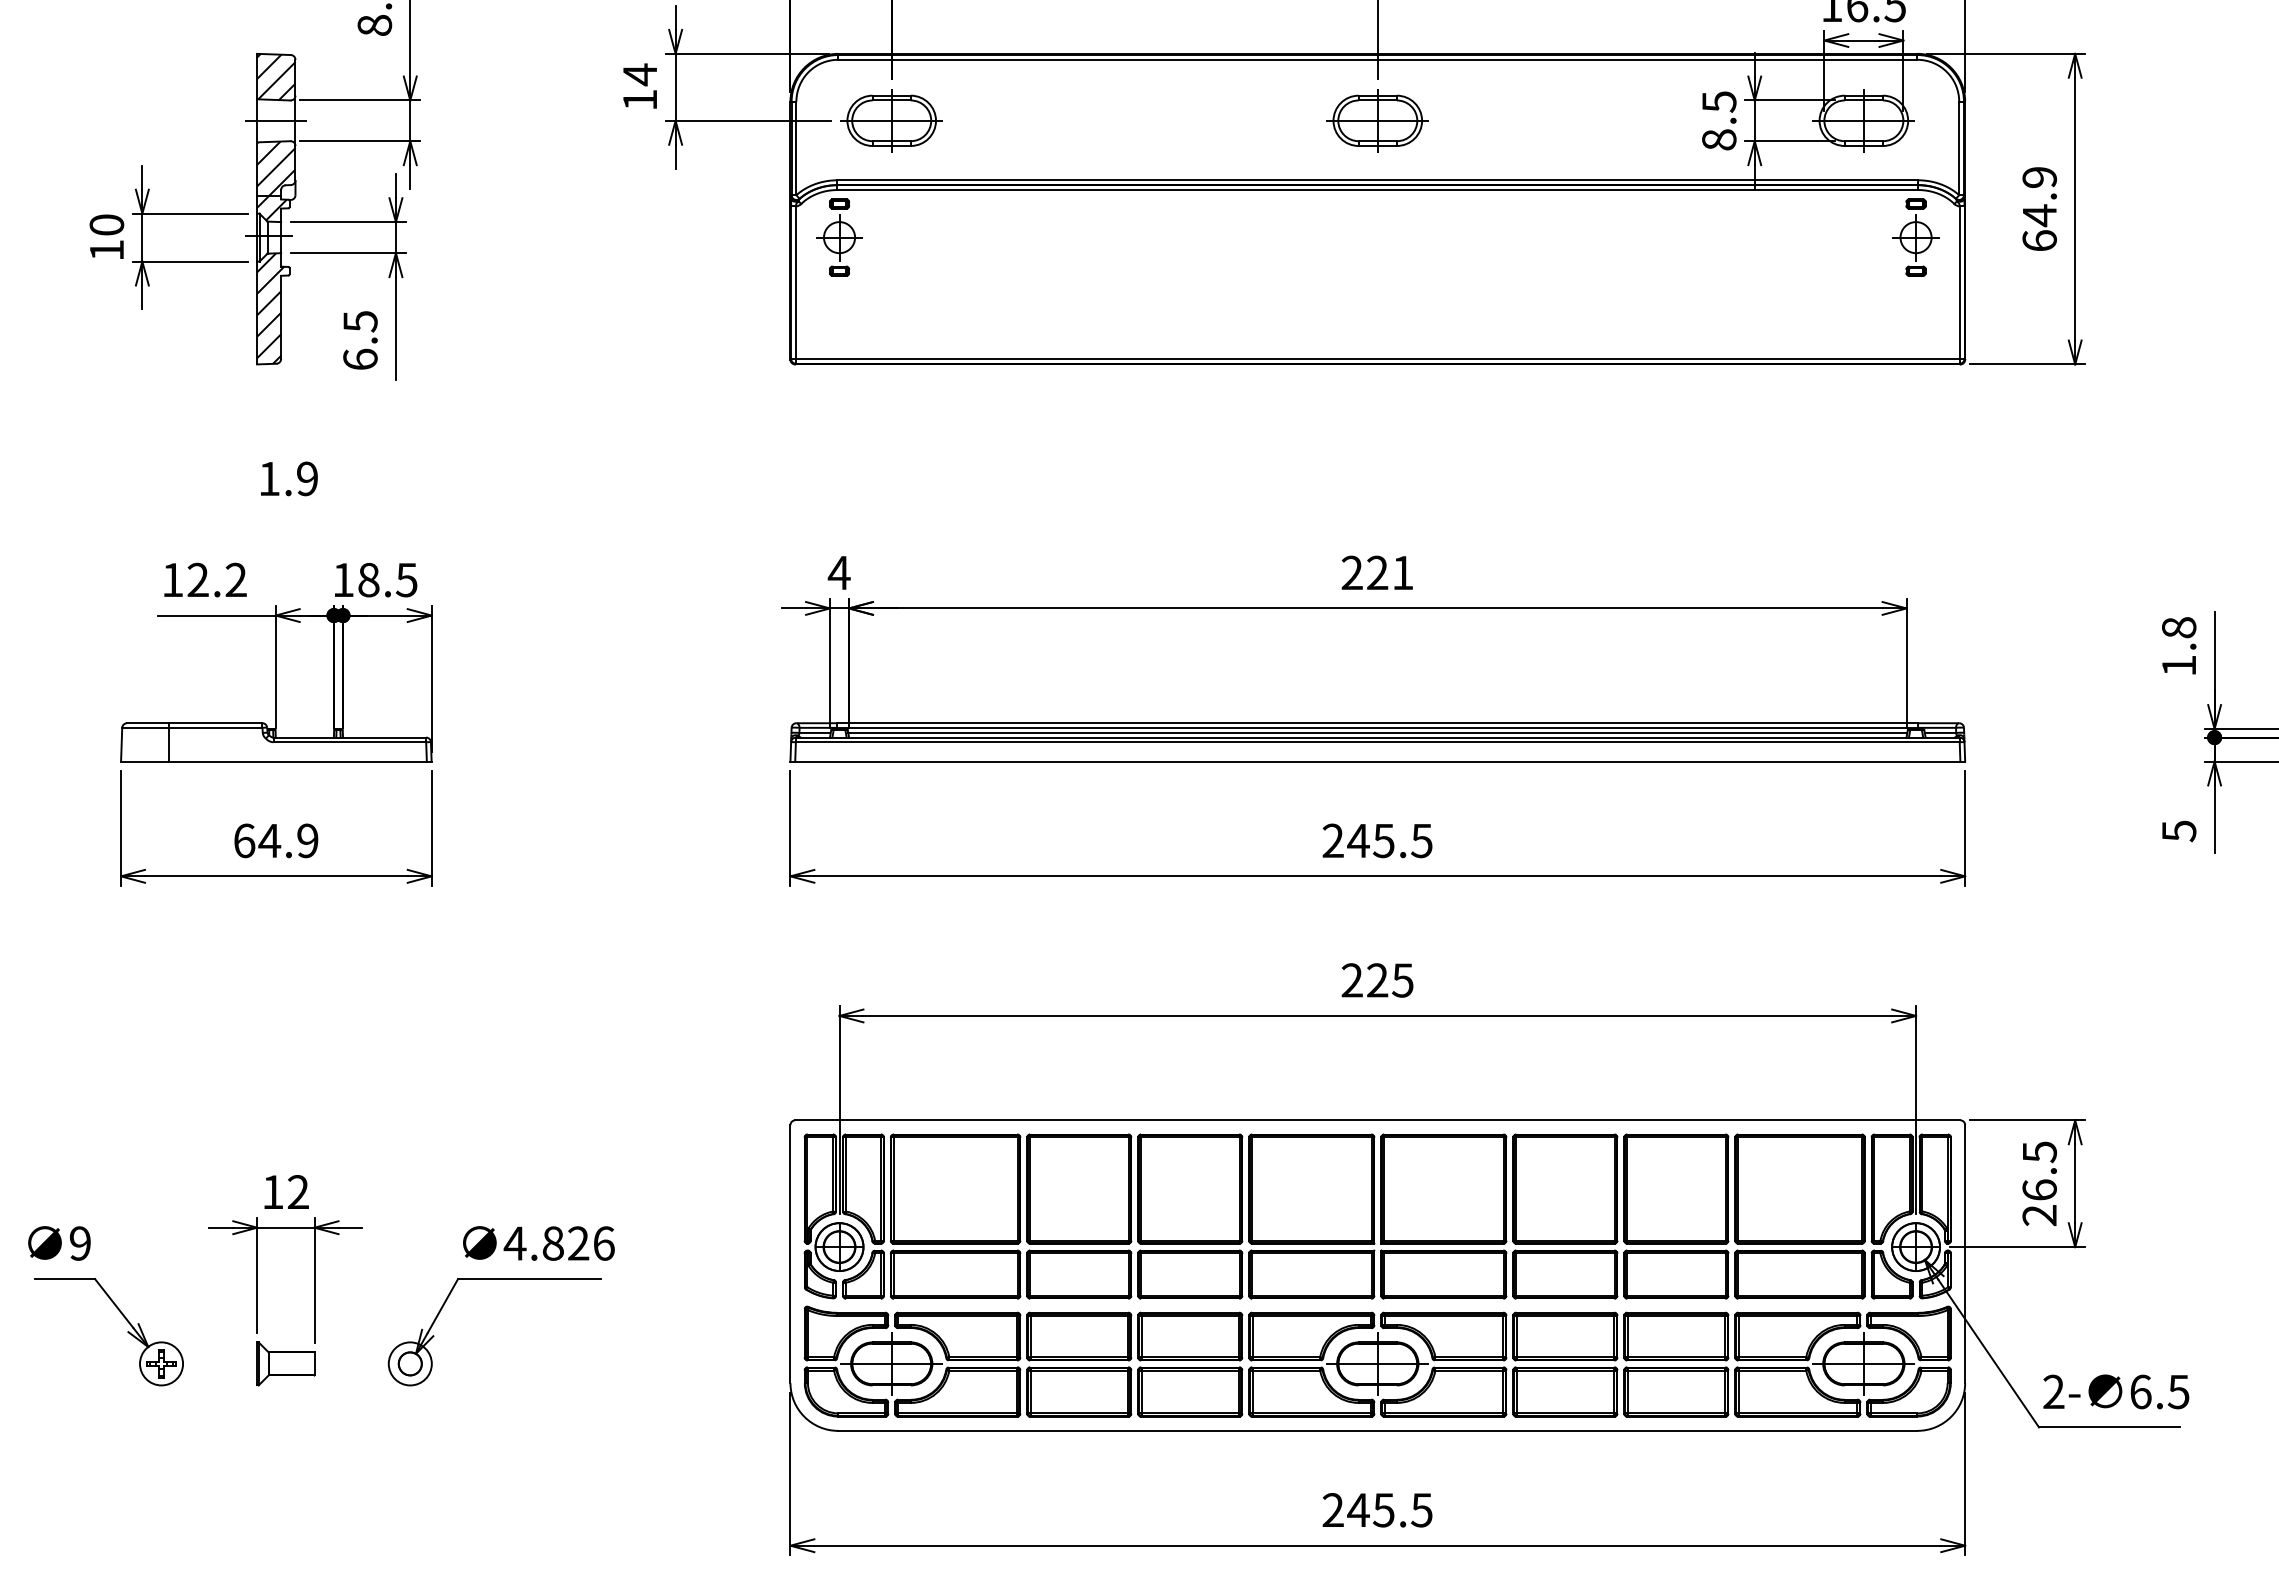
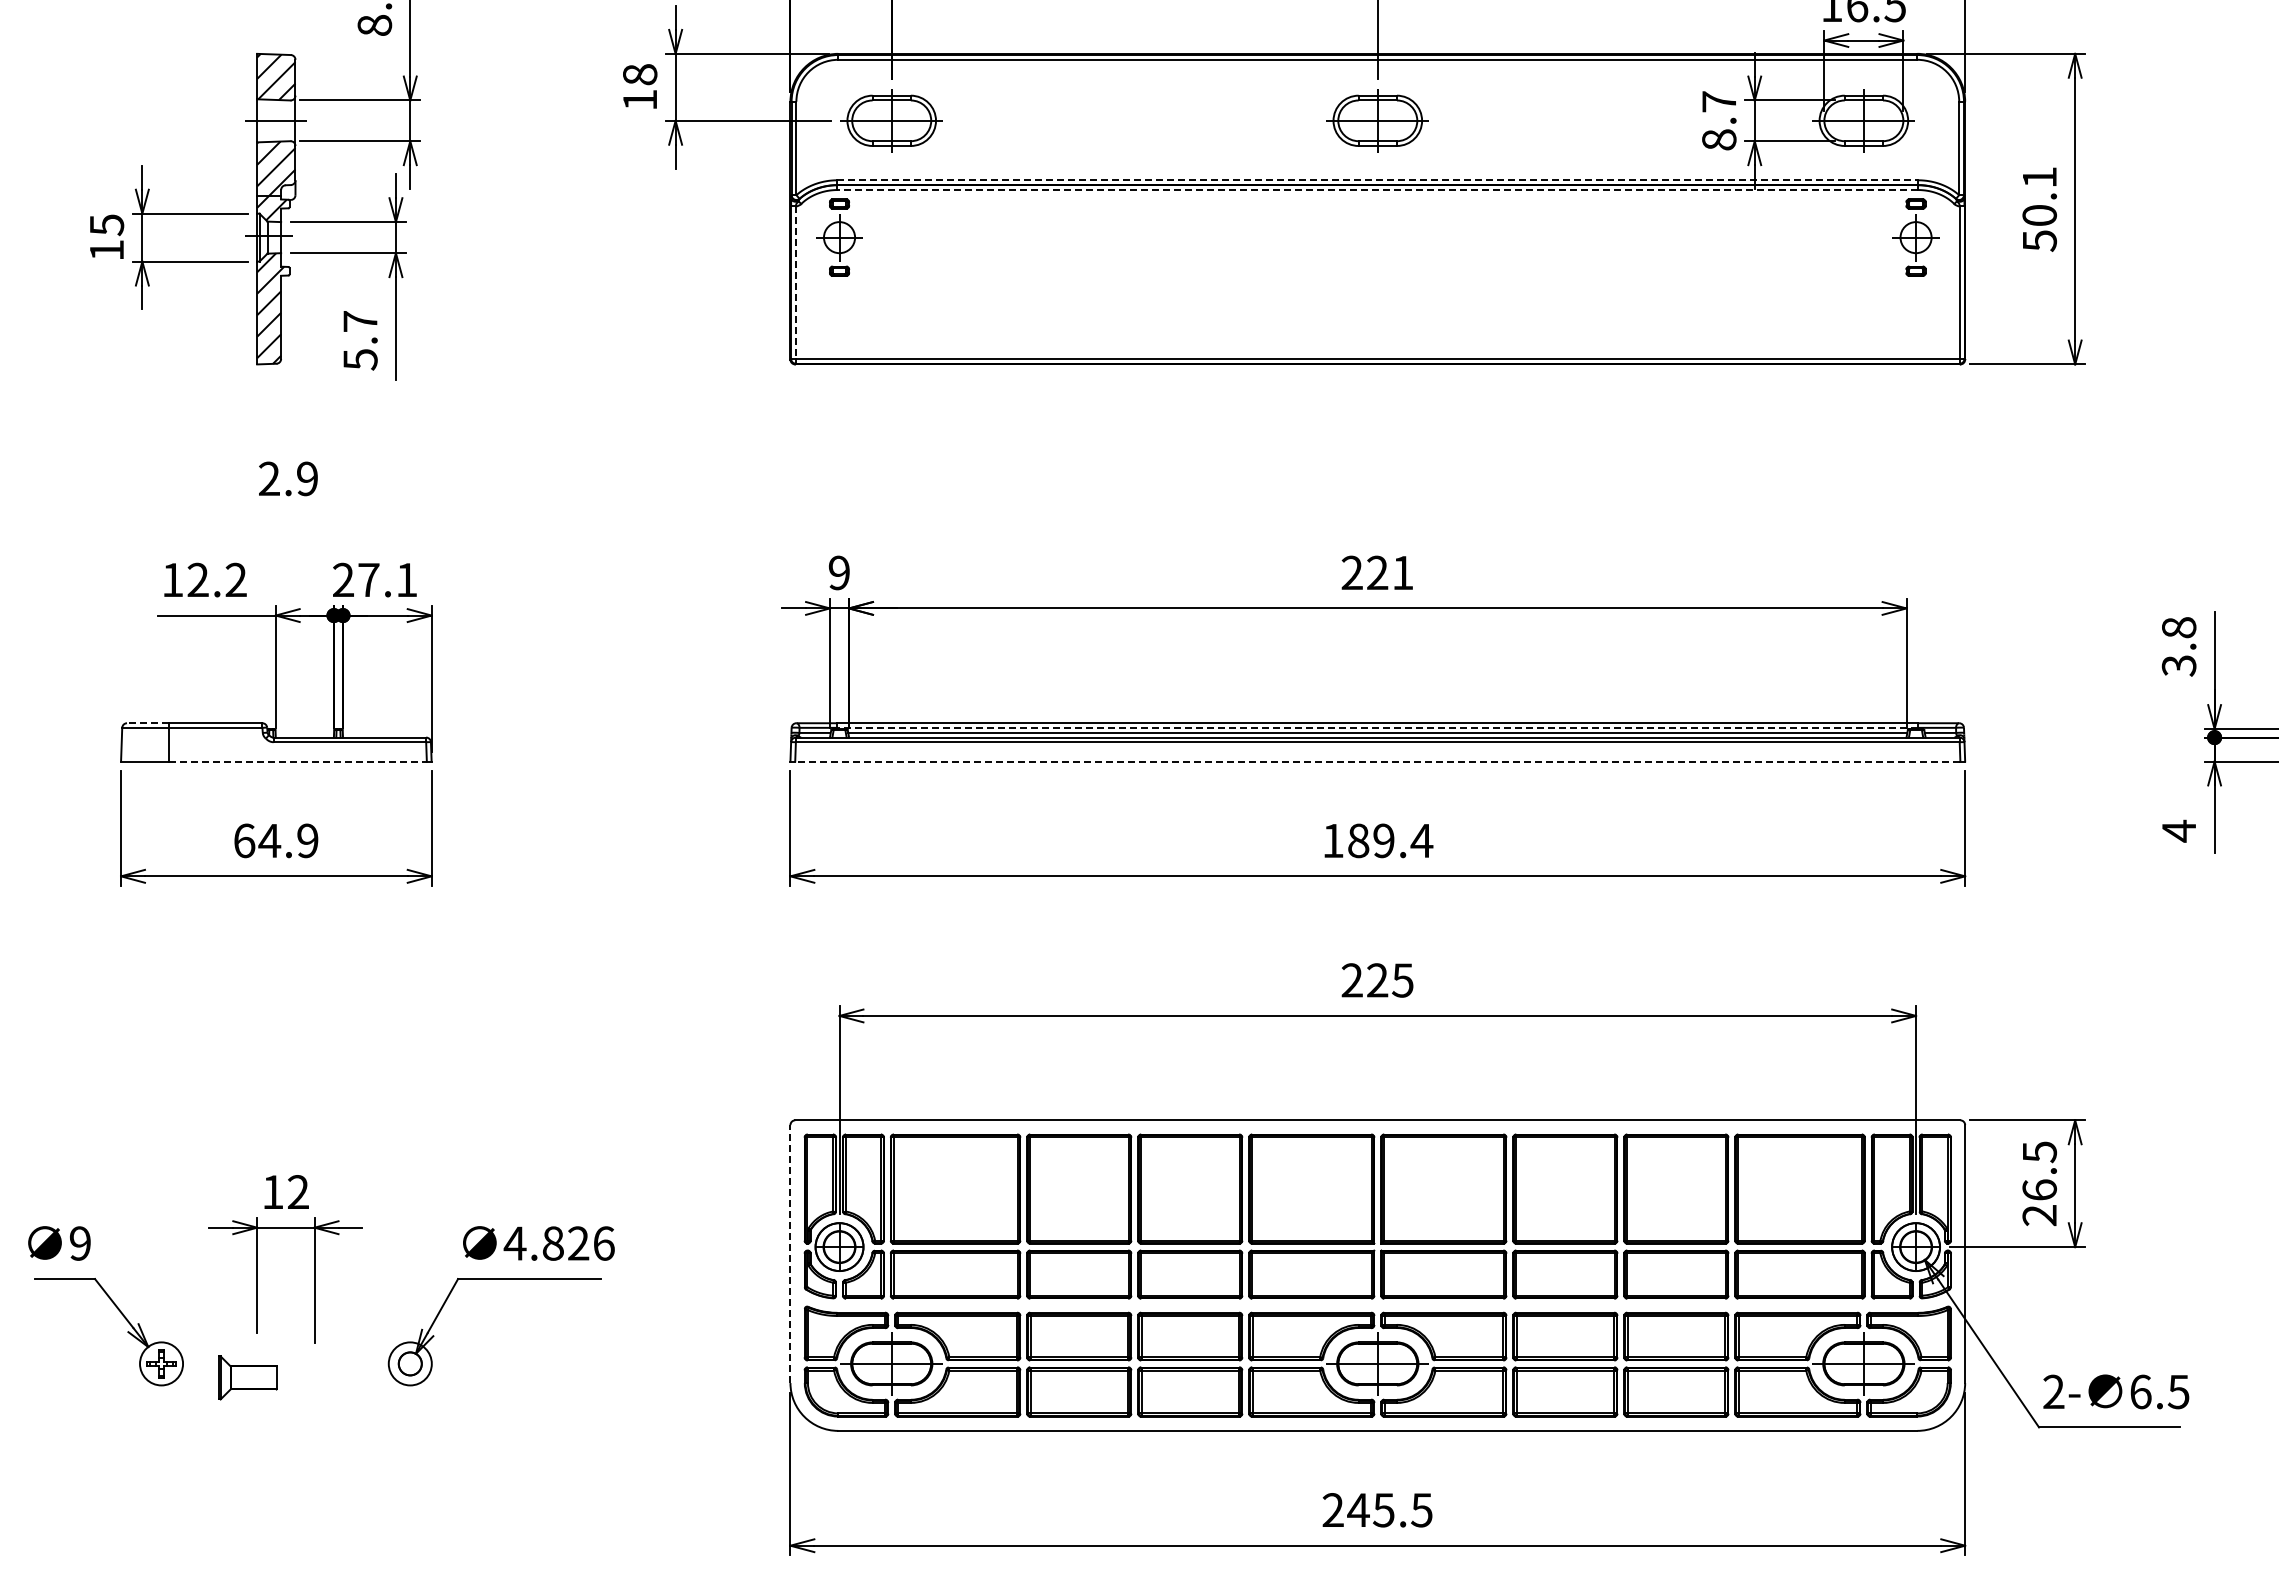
text: 14 -> 18 (640, 74)
text: 8.5 -> 8.7 (1719, 101)
line: solid -> dashed (1378, 180)
line: solid -> dashed (1377, 190)
text: 64.9 -> 50.1 (2039, 209)
text: 10 -> 15 (106, 225)
line: solid -> dashed (795, 283)
text: 6.5 -> 5.7 (360, 340)
text: 1.9 -> 2.9 (269, 478)
text: 4 -> 9 (838, 572)
text: 18.5 -> 27.1 (375, 579)
text: 1.8 -> 3.8 (2178, 665)
line: solid -> dashed (147, 723)
line: solid -> dashed (1377, 727)
line: solid -> dashed (297, 761)
line: solid -> dashed (1377, 761)
text: 5 -> 4 (2179, 830)
text: 245.5 -> 189.4 (1377, 840)
line: solid -> dashed (790, 1254)
part position: (285, 1363) -> (247, 1377) (247, 1377)
